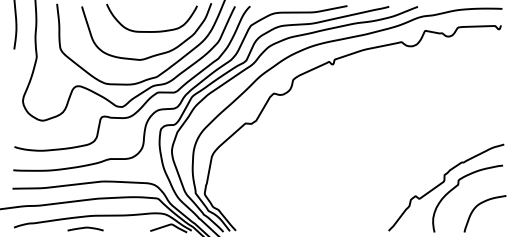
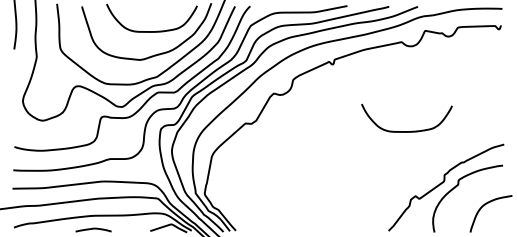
curve: none -> present (406, 131)
curve position: (479, 205) -> (485, 205) (485, 205)
curve position: (85, 228) -> (93, 229) (93, 229)
